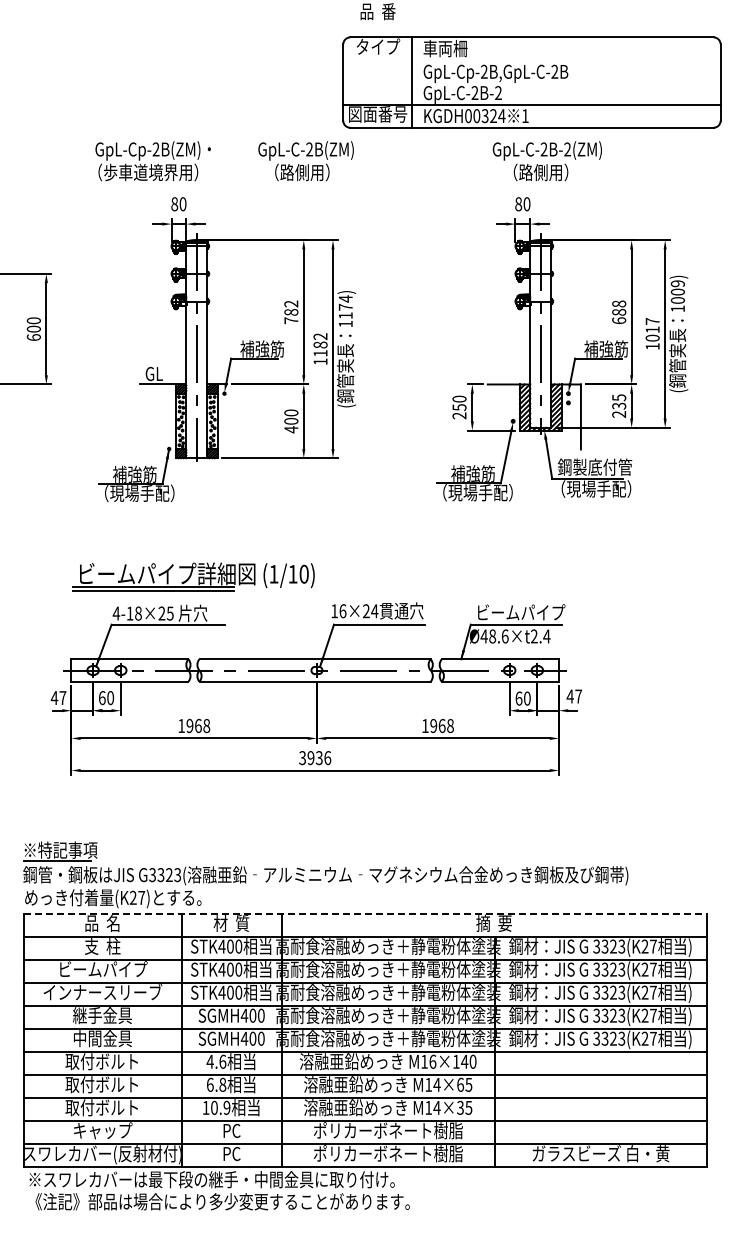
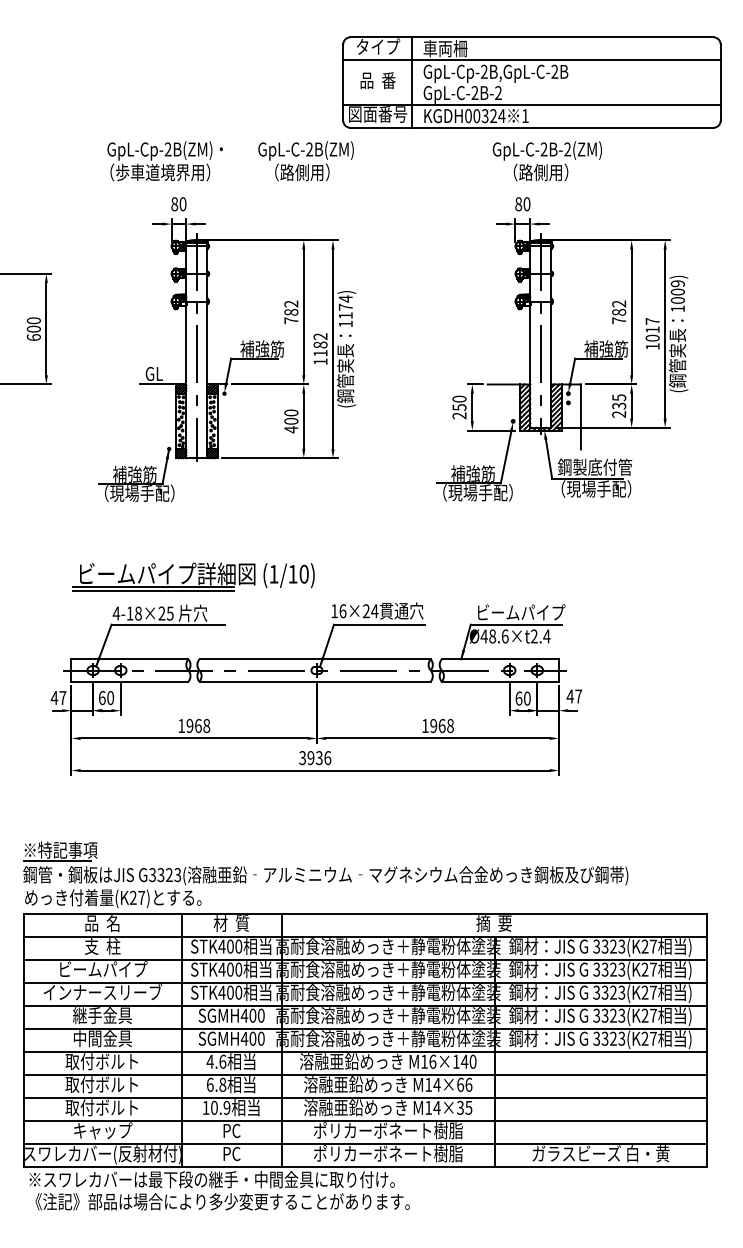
text position: (377, 11) -> (377, 80) (377, 80)
line: none -> present (531, 60)
text position: (152, 161) -> (164, 161) (164, 161)
text: 688 -> 782 (619, 312)
line: dashed -> solid (365, 913)
text: M14×65 -> M14×66 (468, 1084)
